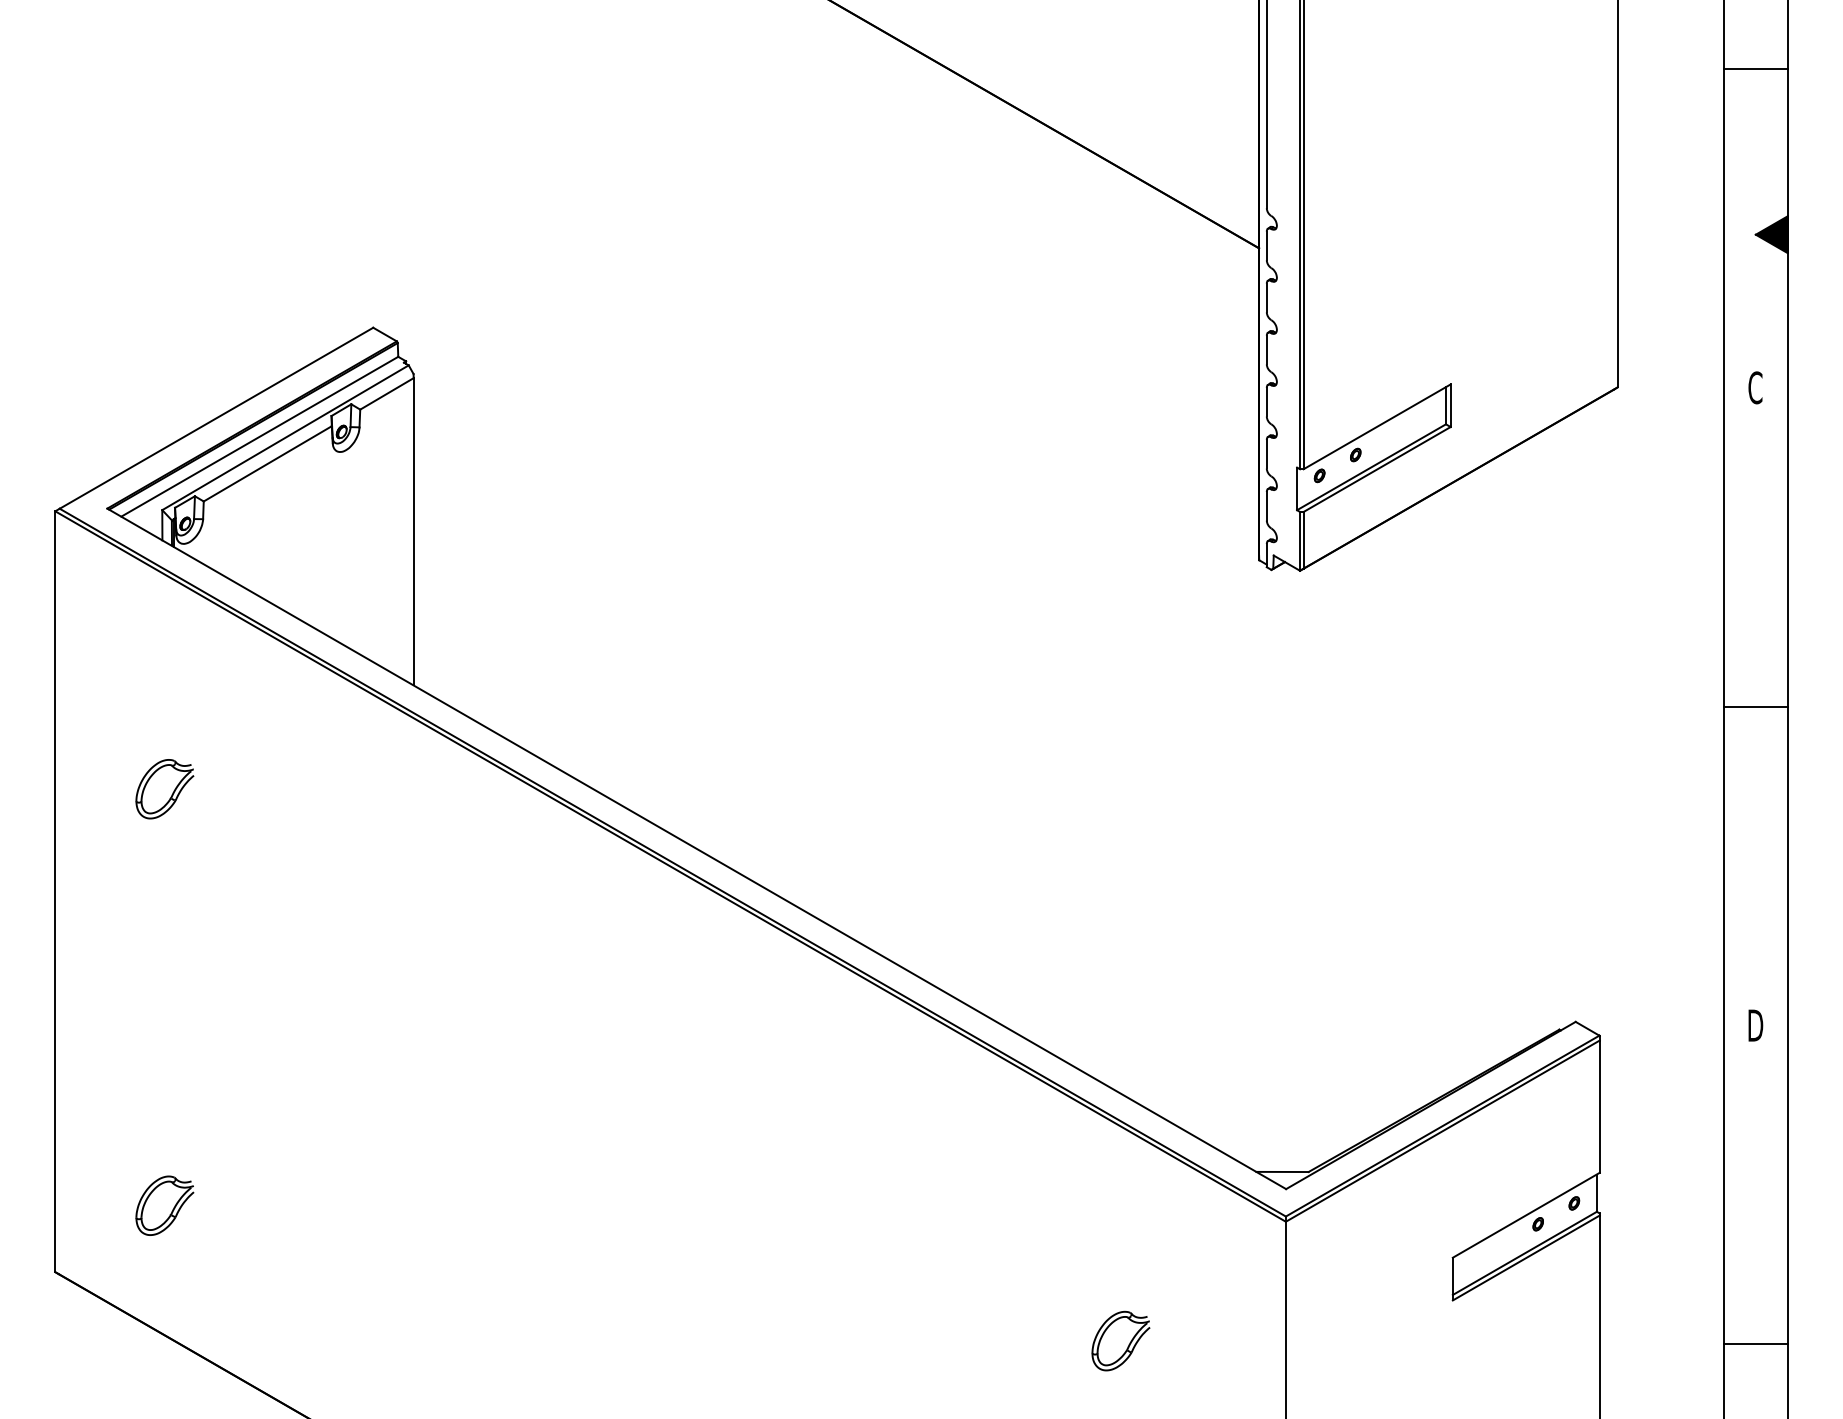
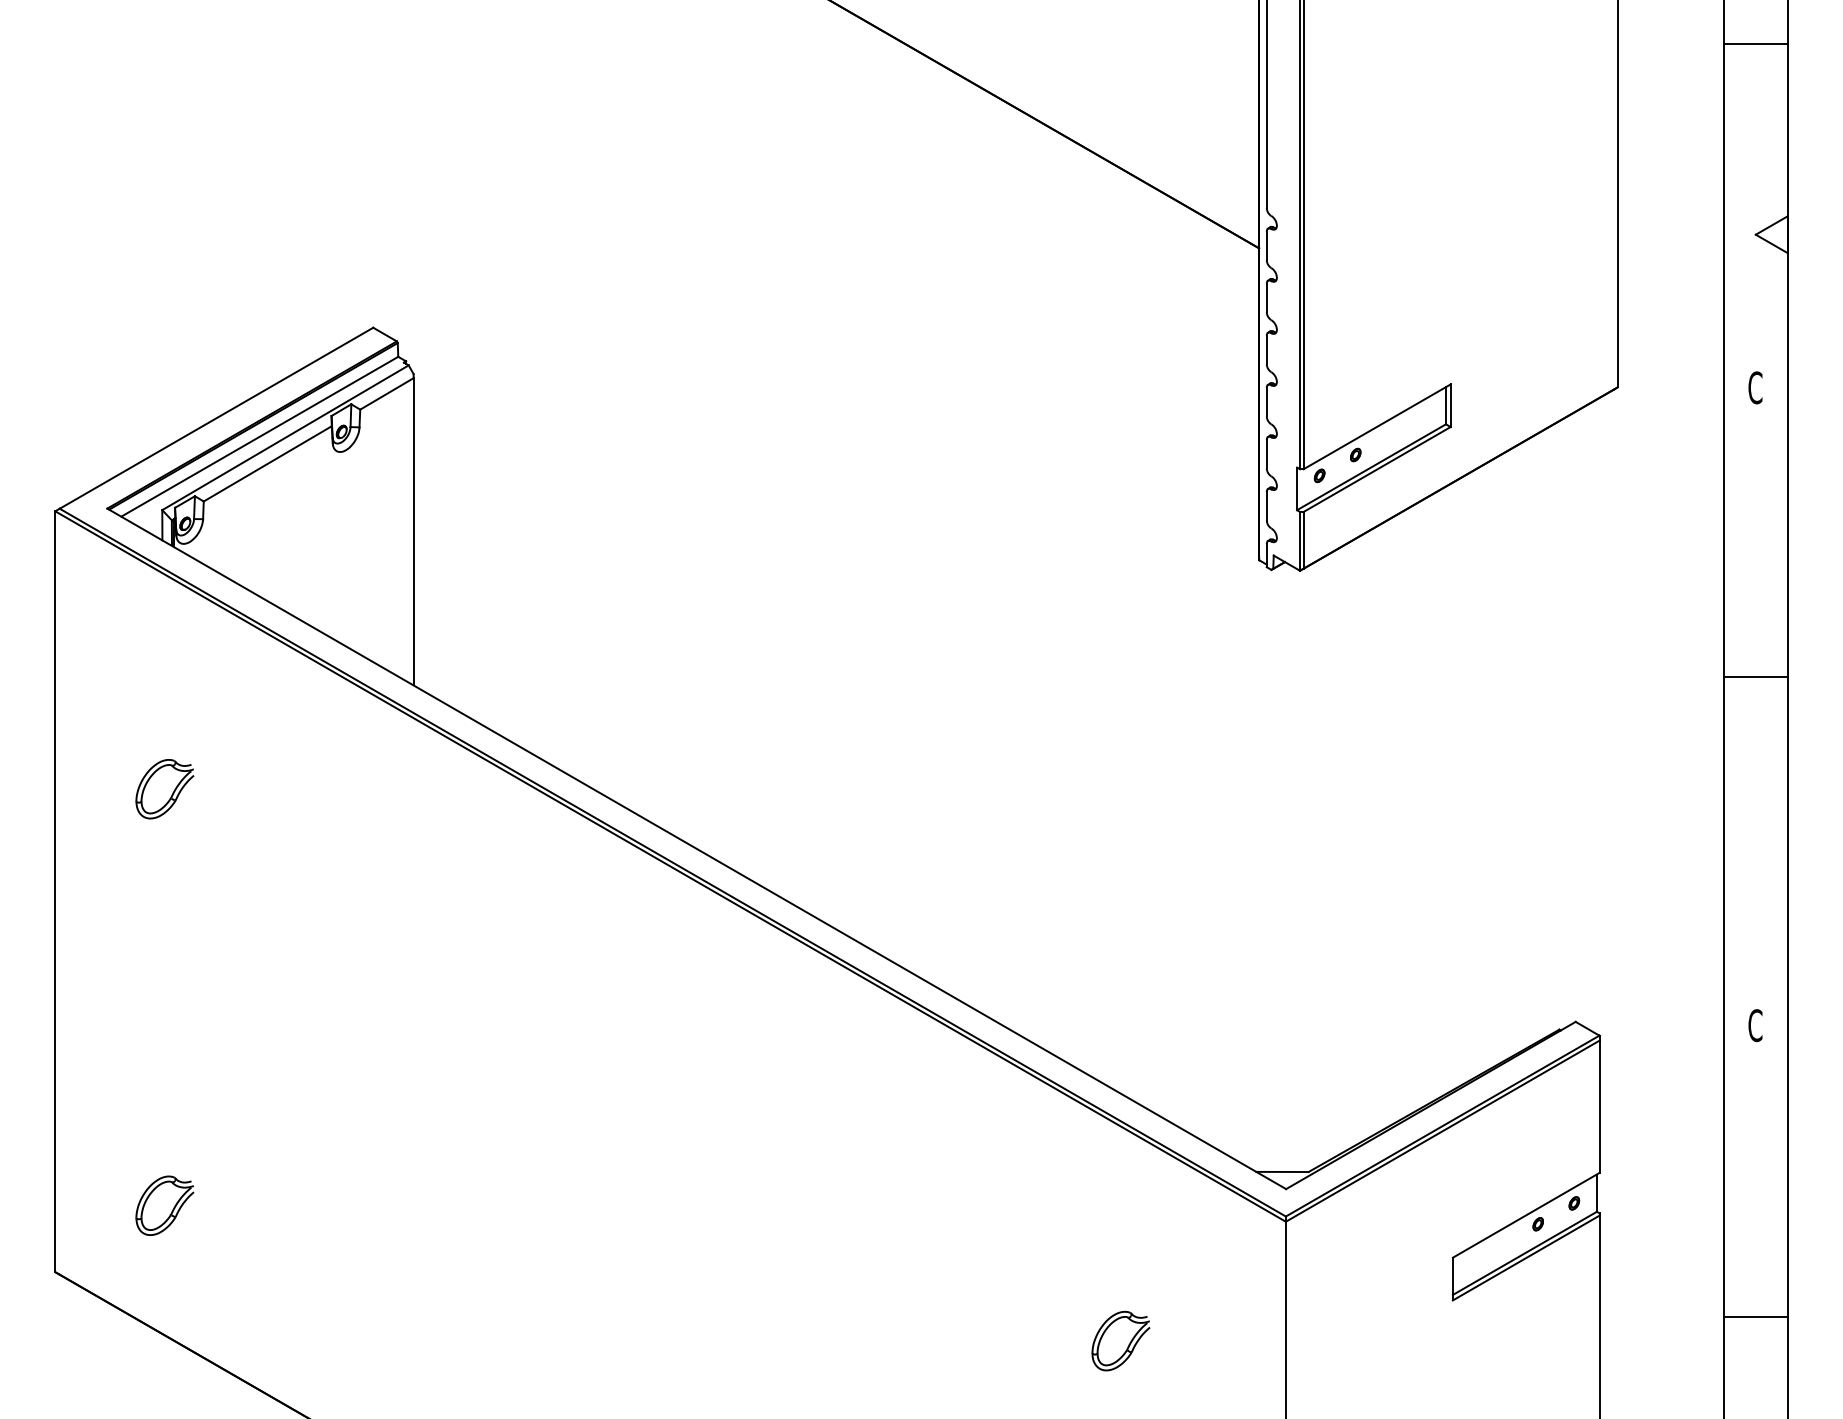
line position: (1755, 68) -> (1755, 43) (1755, 43)
fill: present -> none (1771, 234)
line position: (1755, 706) -> (1755, 676) (1755, 676)
text: D -> C (1755, 1025)
line position: (1755, 1344) -> (1755, 1317) (1755, 1317)
